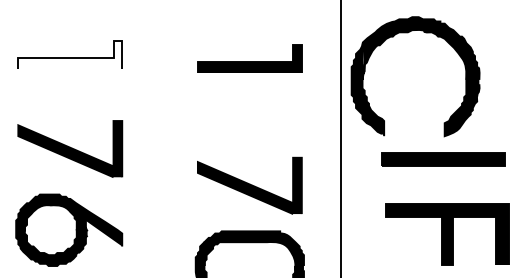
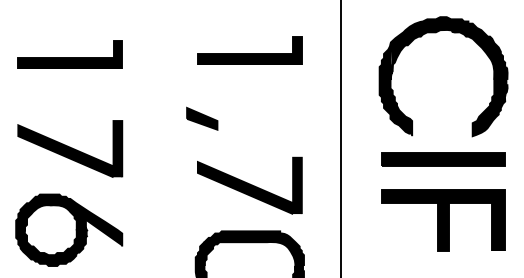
part position: (408, 33) -> (436, 33) (436, 33)
fill: none -> present (70, 54)
part position: (249, 58) -> (249, 50) (249, 50)
part: none -> present (202, 118)
part position: (447, 234) -> (443, 220) (443, 220)
